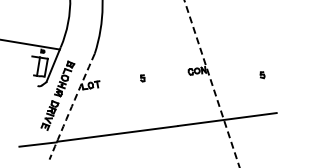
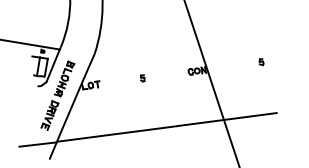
part position: (262, 75) -> (261, 62) (261, 62)
line: dashed -> solid (212, 83)
arc: dashed -> solid (71, 106)
